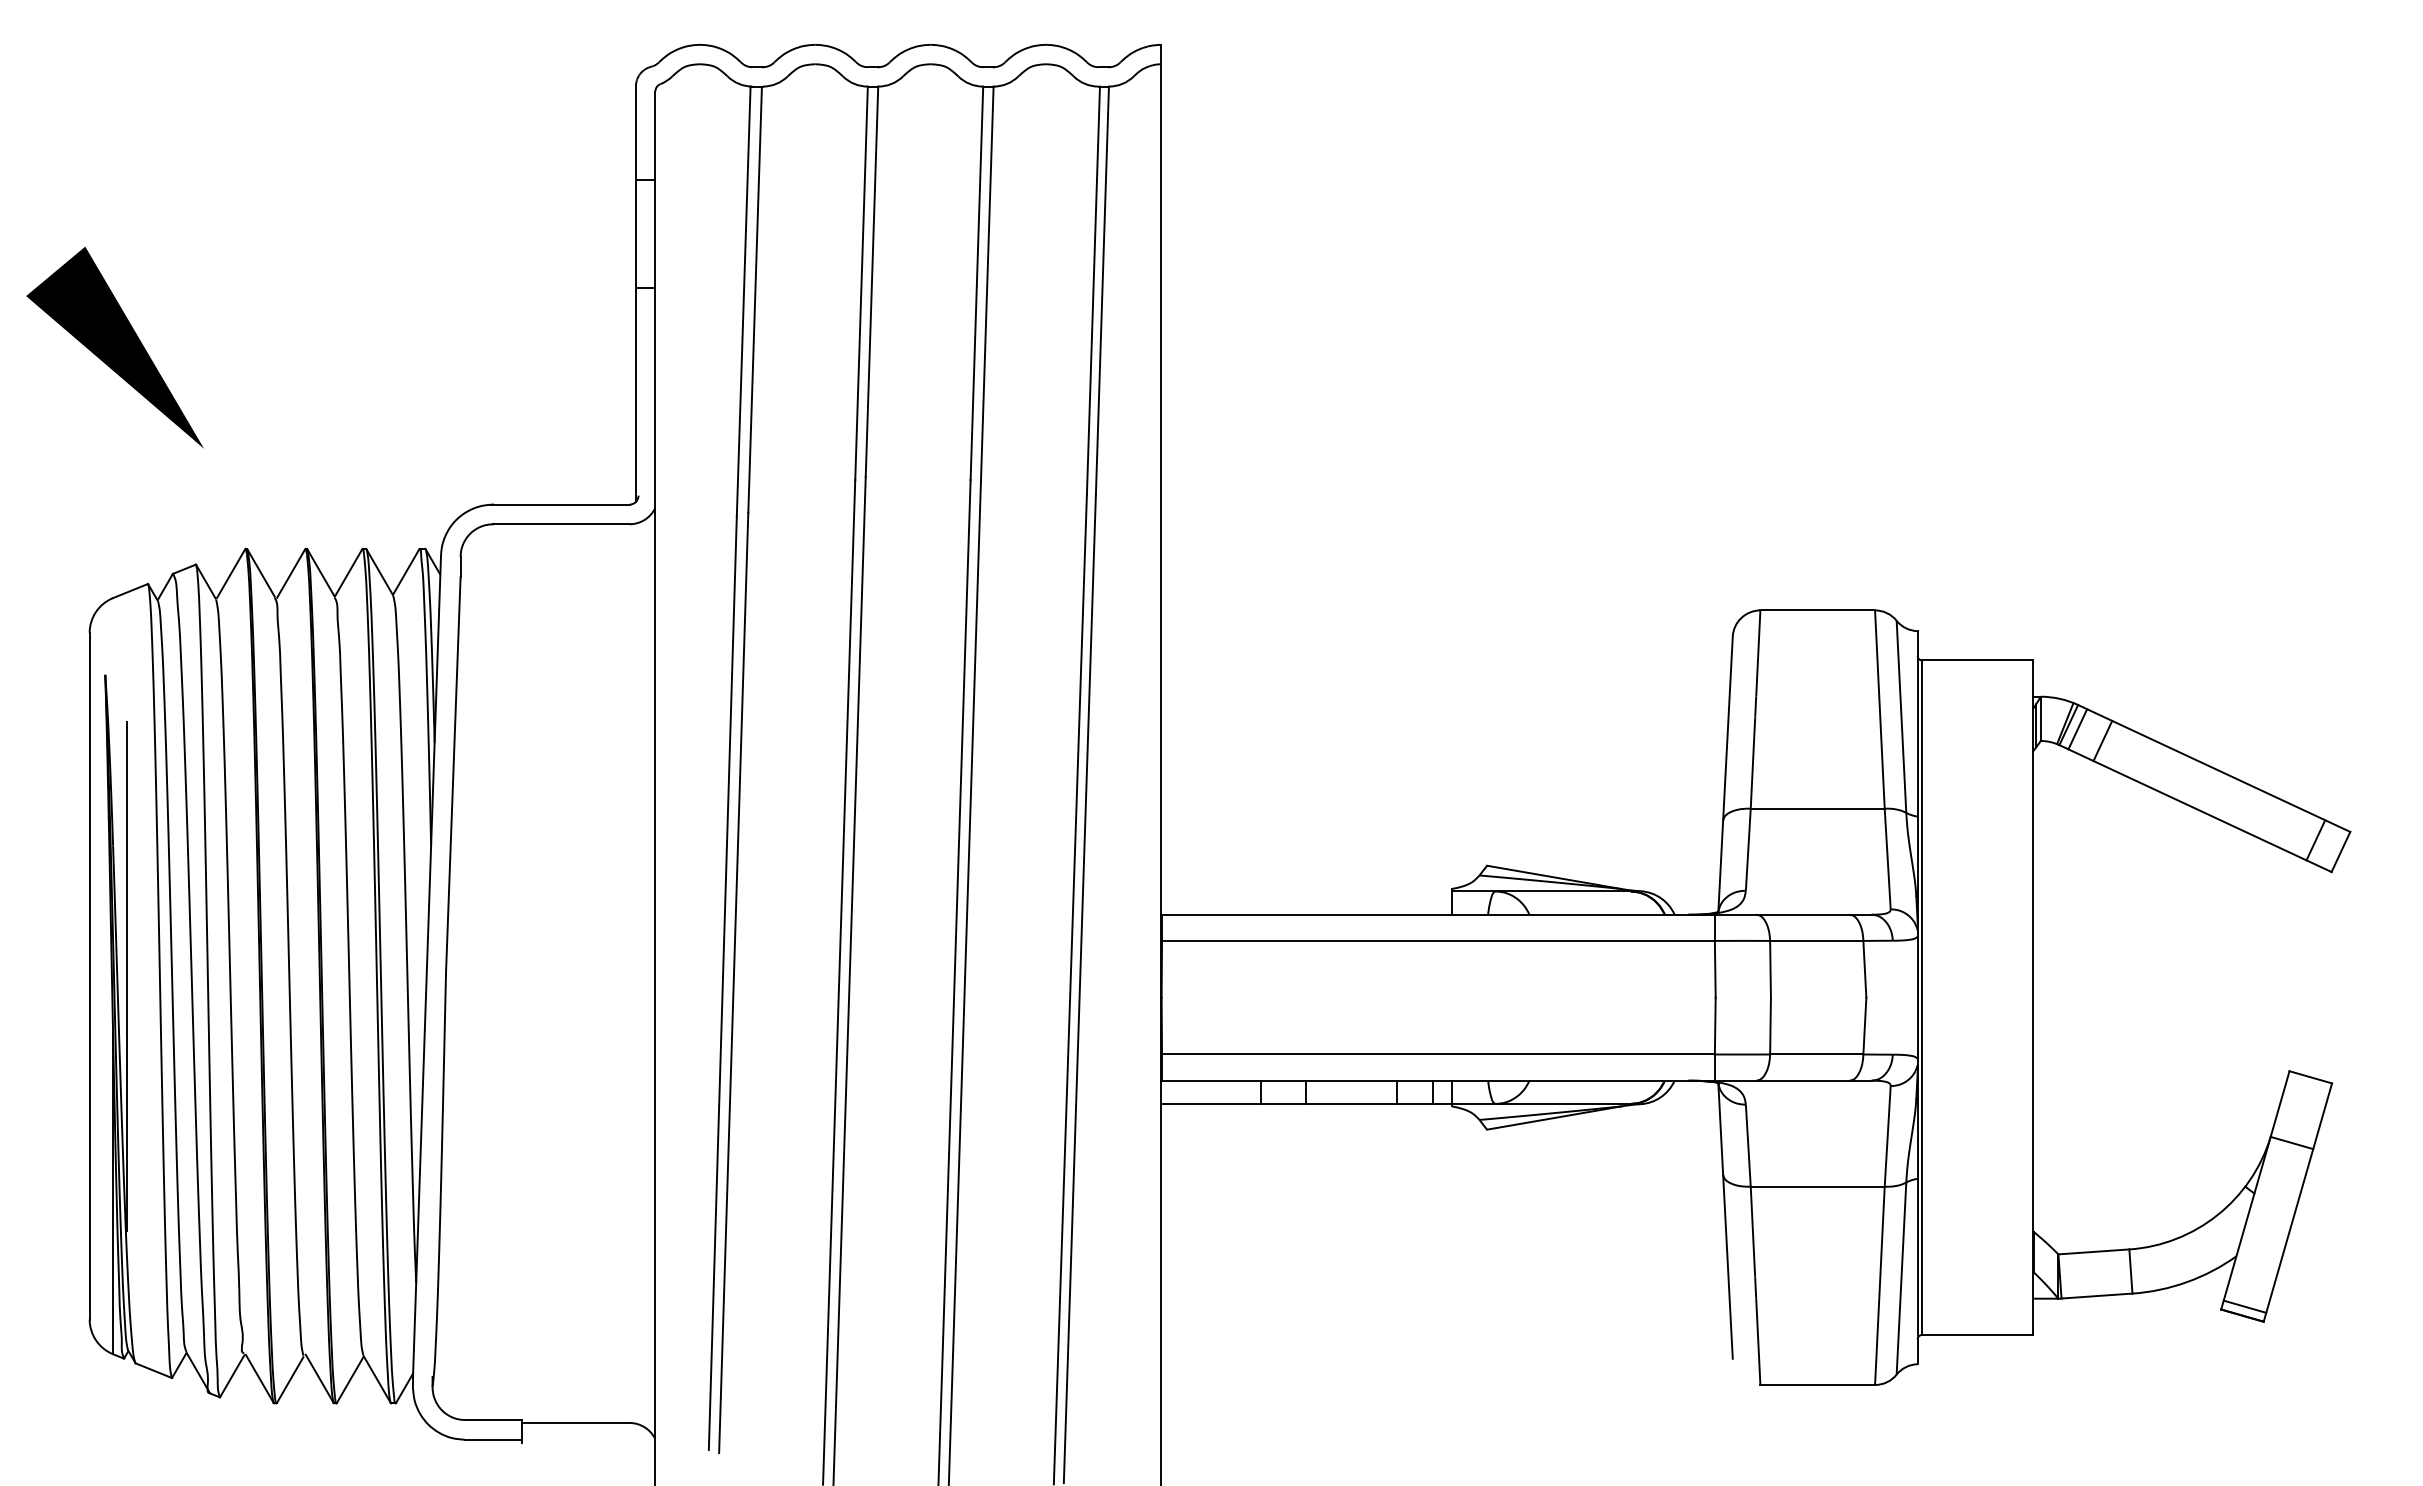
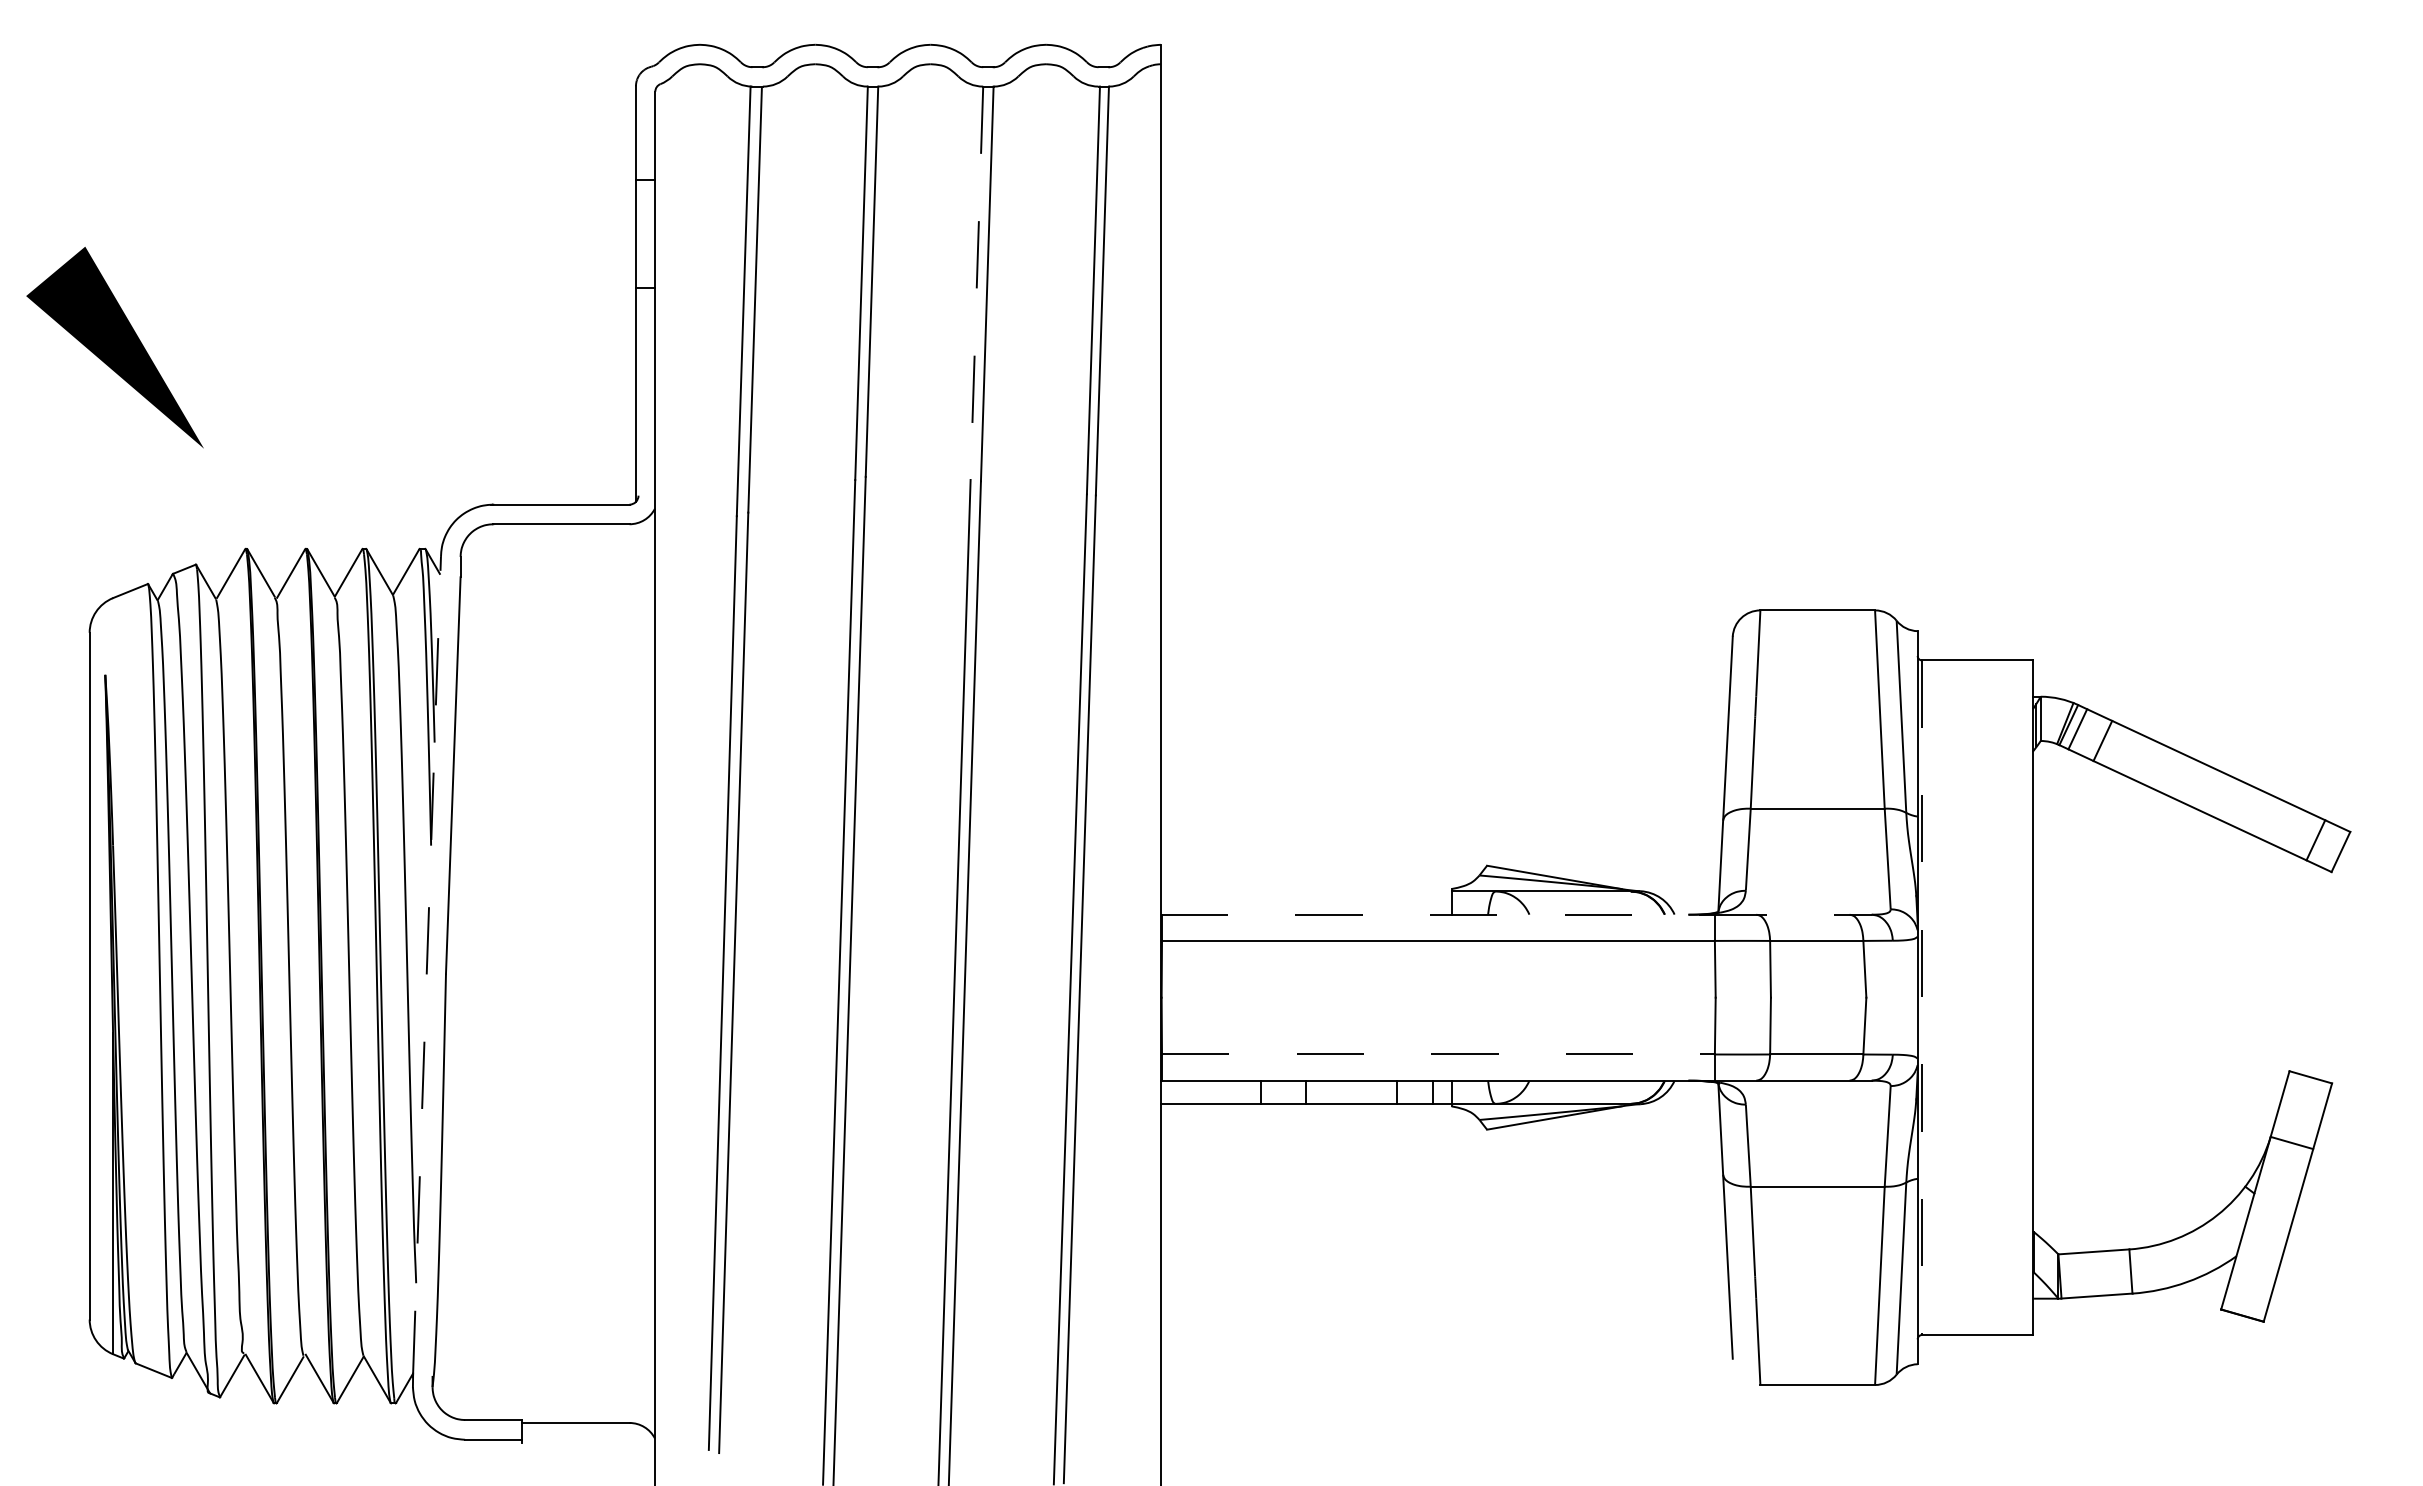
line: solid -> dashed (976, 283)
line: solid -> dashed (1516, 914)
line: solid -> dashed (426, 967)
line: present -> none (127, 975)
line: solid -> dashed (1922, 998)
line: solid -> dashed (1438, 1054)
line: present -> none (2244, 1306)
